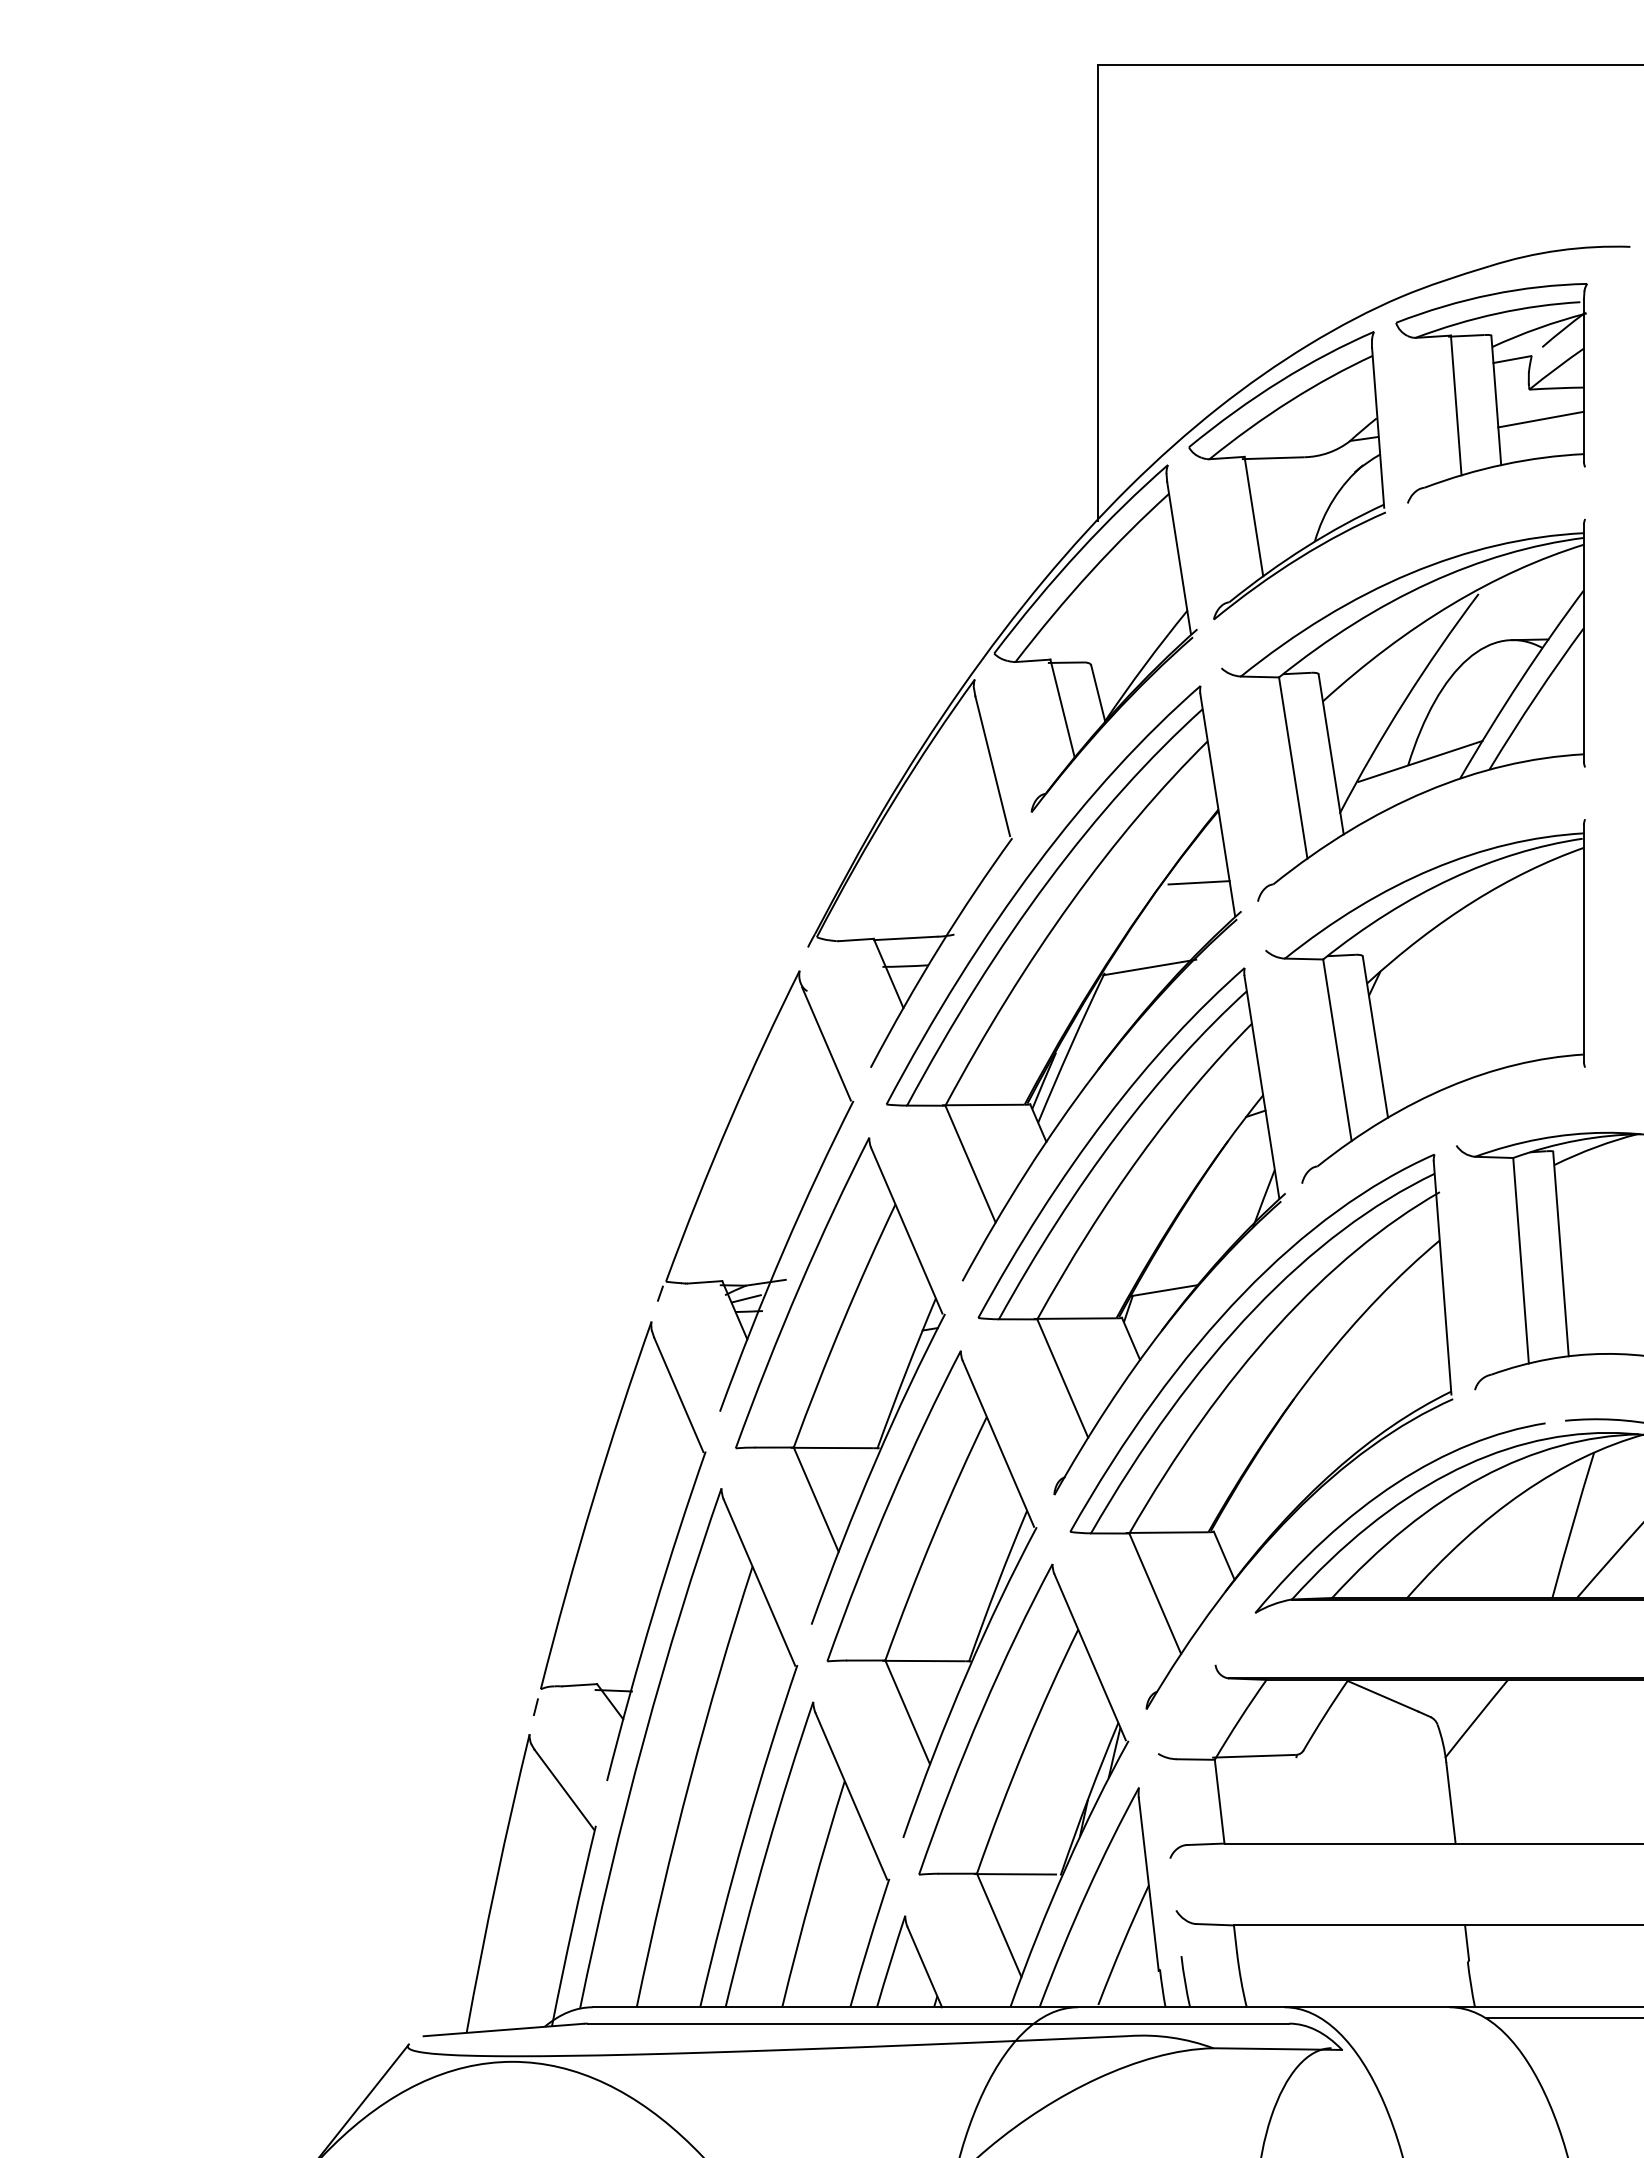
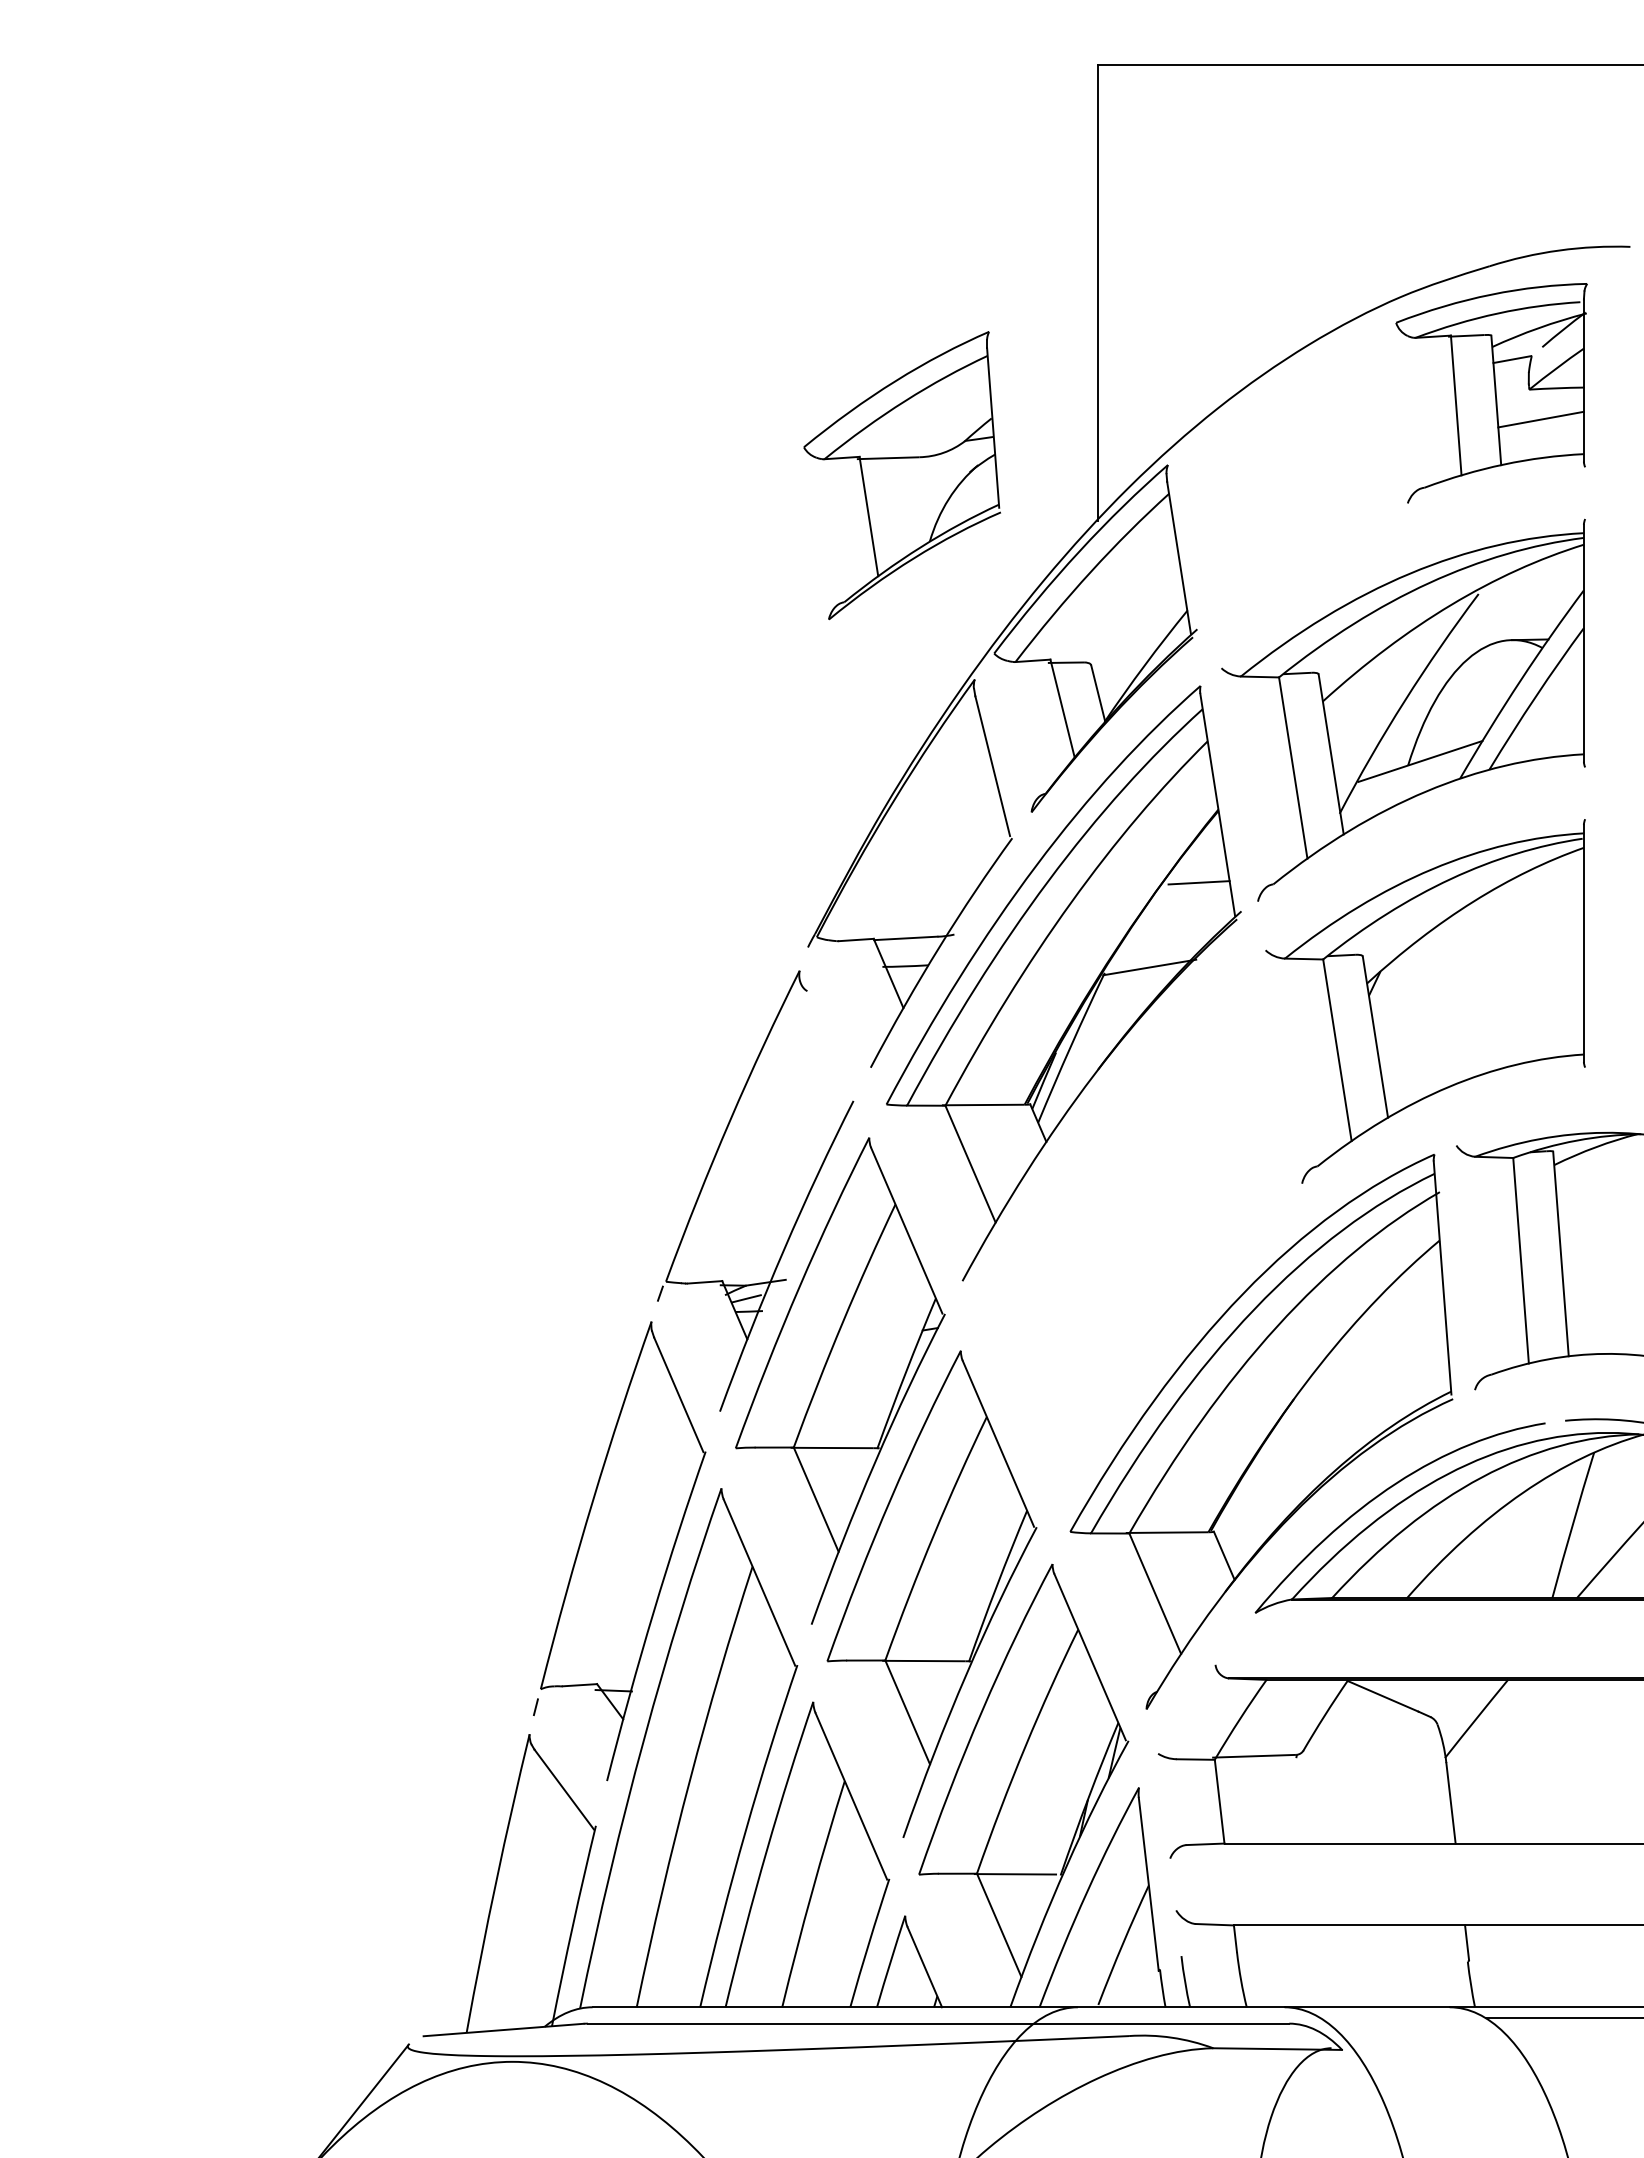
part position: (1286, 475) -> (901, 475) (901, 475)
line: present -> none (826, 1043)
part: present -> none (1131, 1231)
